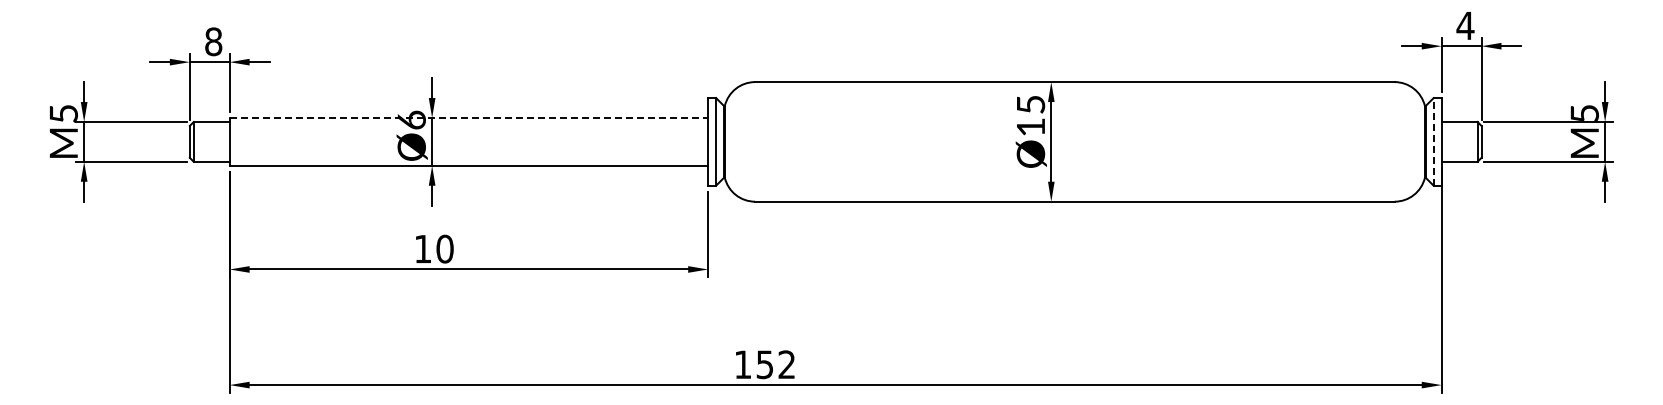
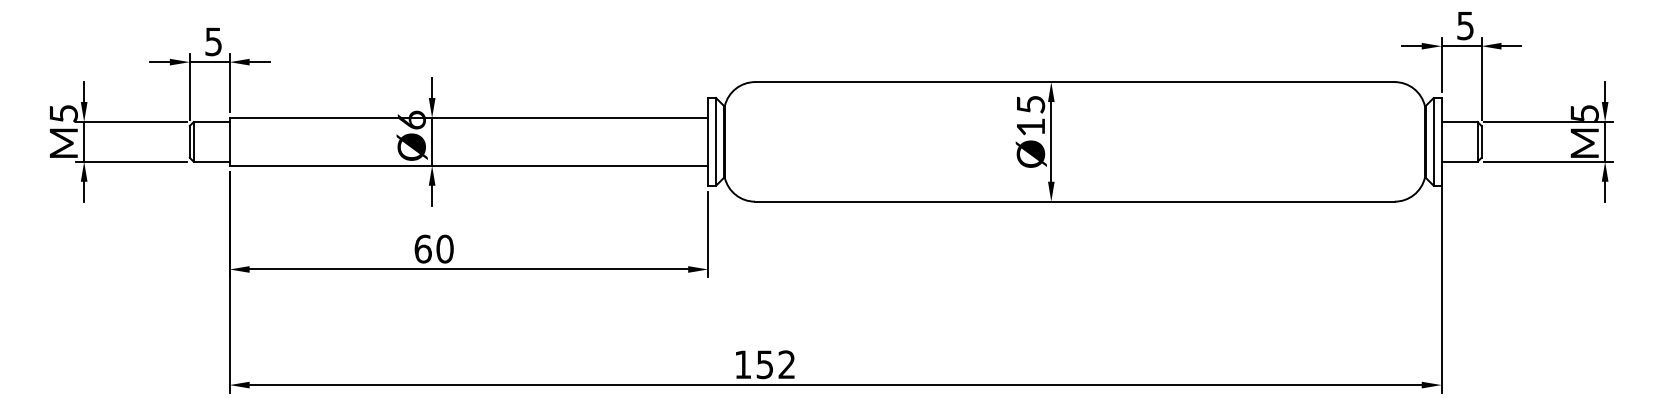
text: 4 -> 5 (1465, 26)
text: 8 -> 5 (213, 41)
line: dashed -> solid (469, 117)
line: dashed -> solid (1433, 141)
text: 10 -> 60 (422, 248)
